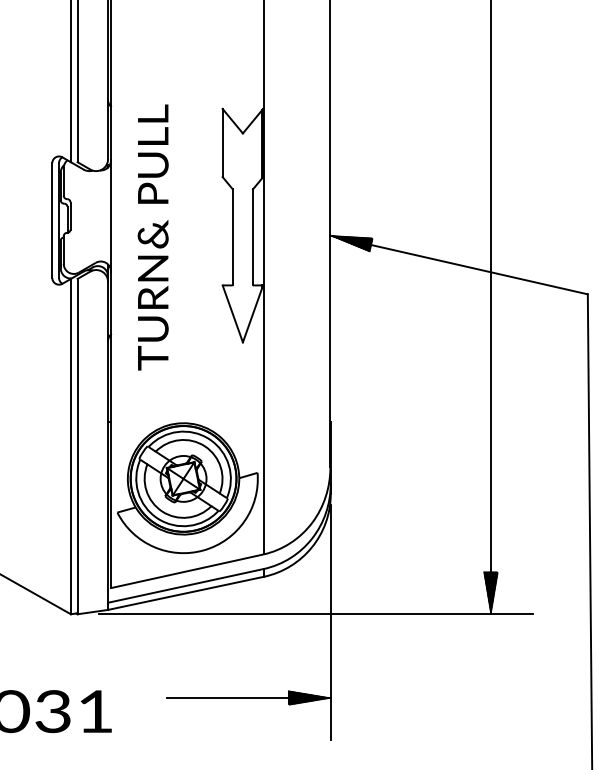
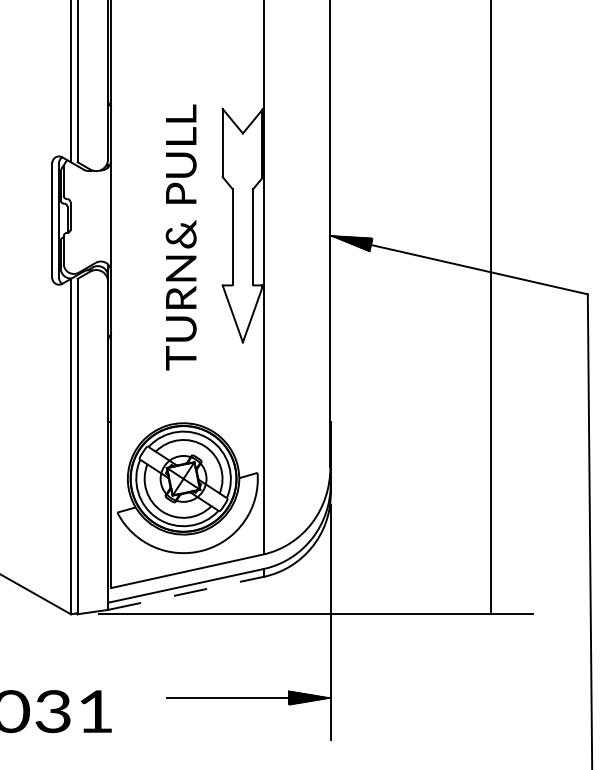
text position: (152, 237) -> (180, 237) (180, 237)
line: solid -> dashed (185, 593)
hatch: present -> none (490, 593)
